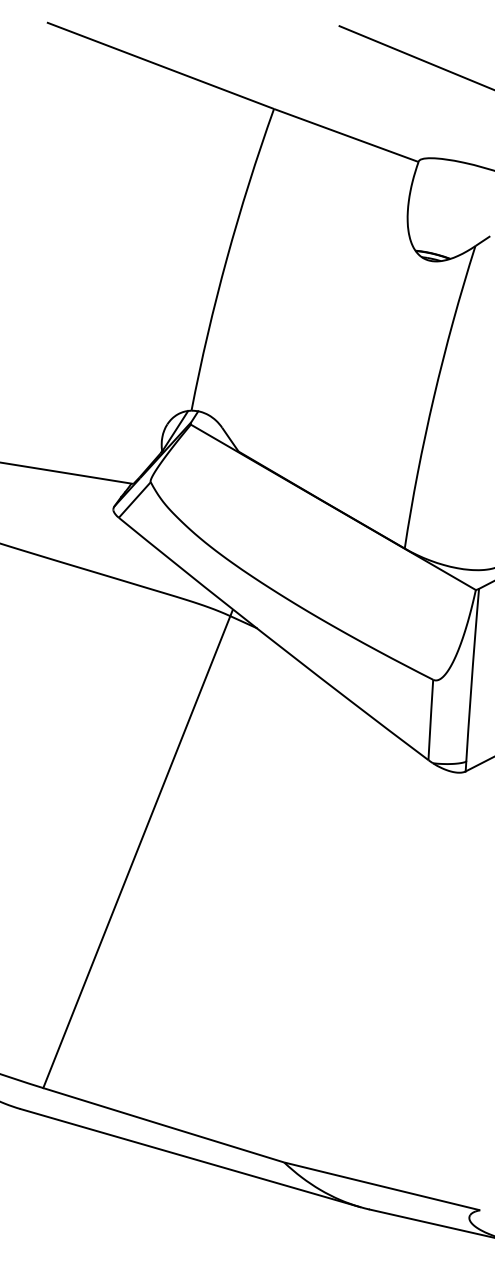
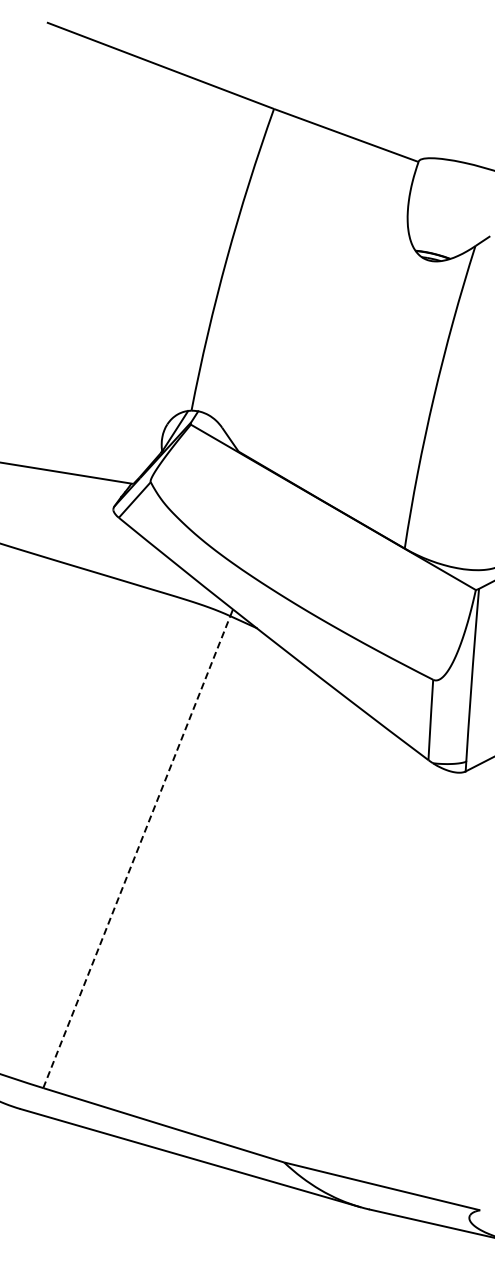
line: present -> none (415, 57)
line: solid -> dashed (136, 852)
